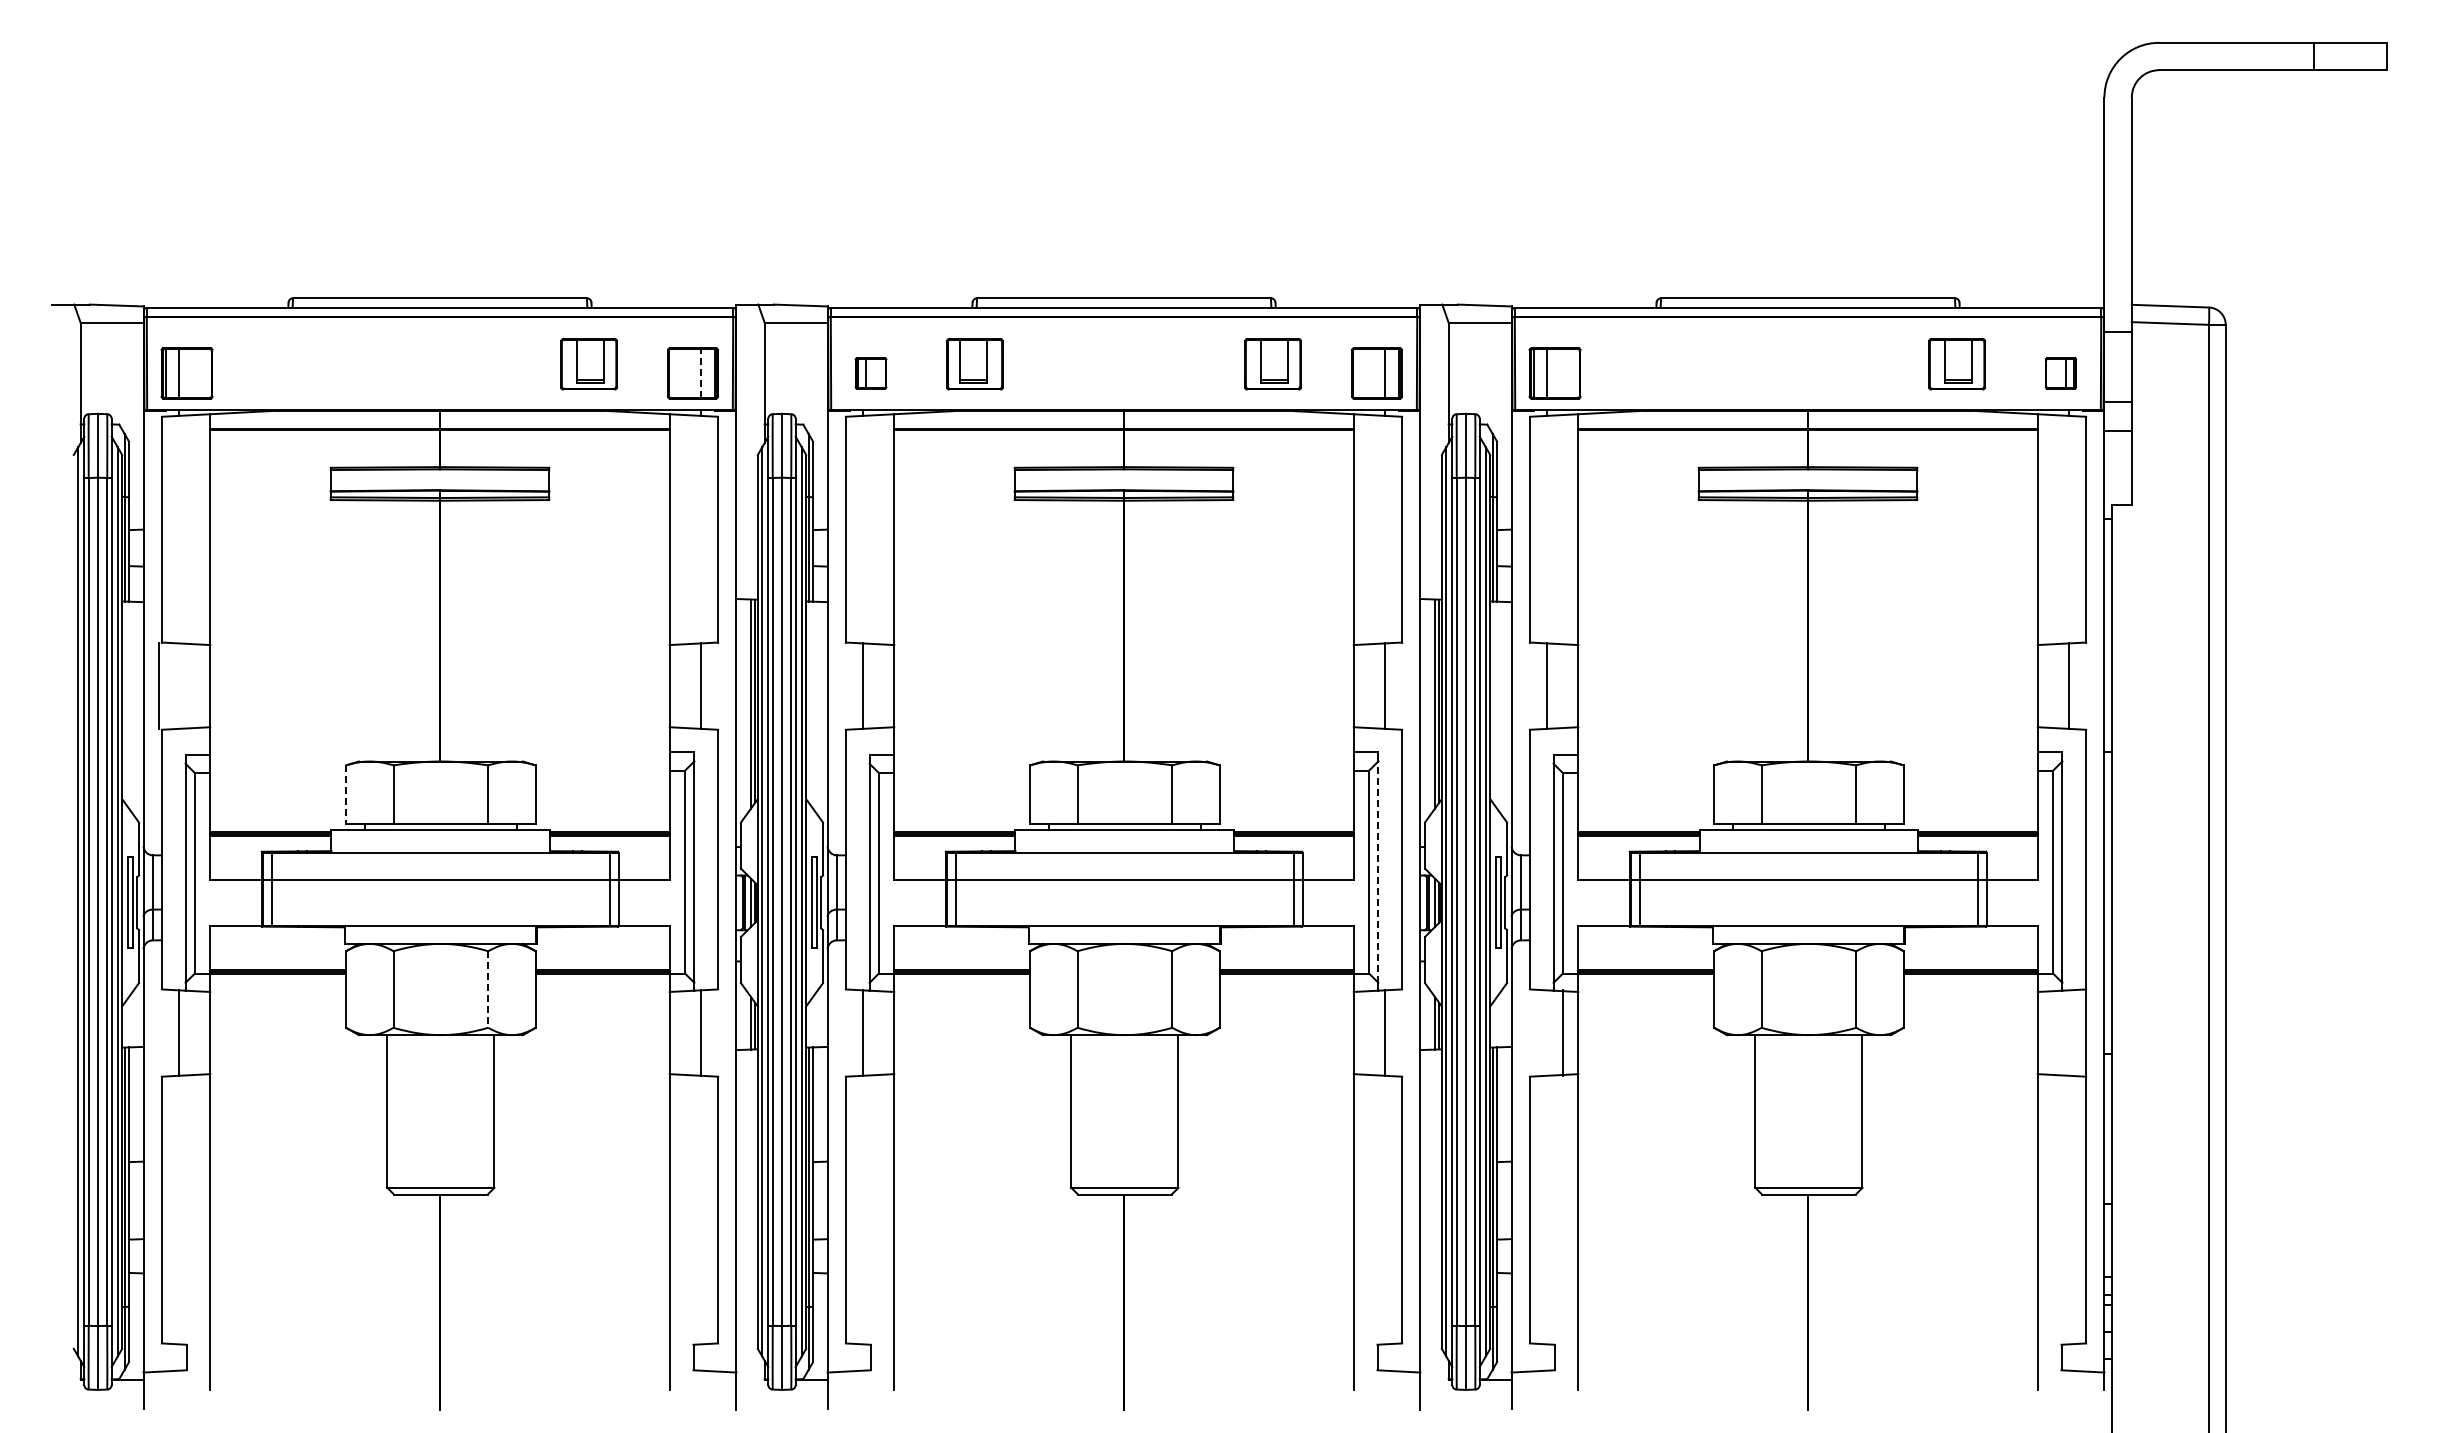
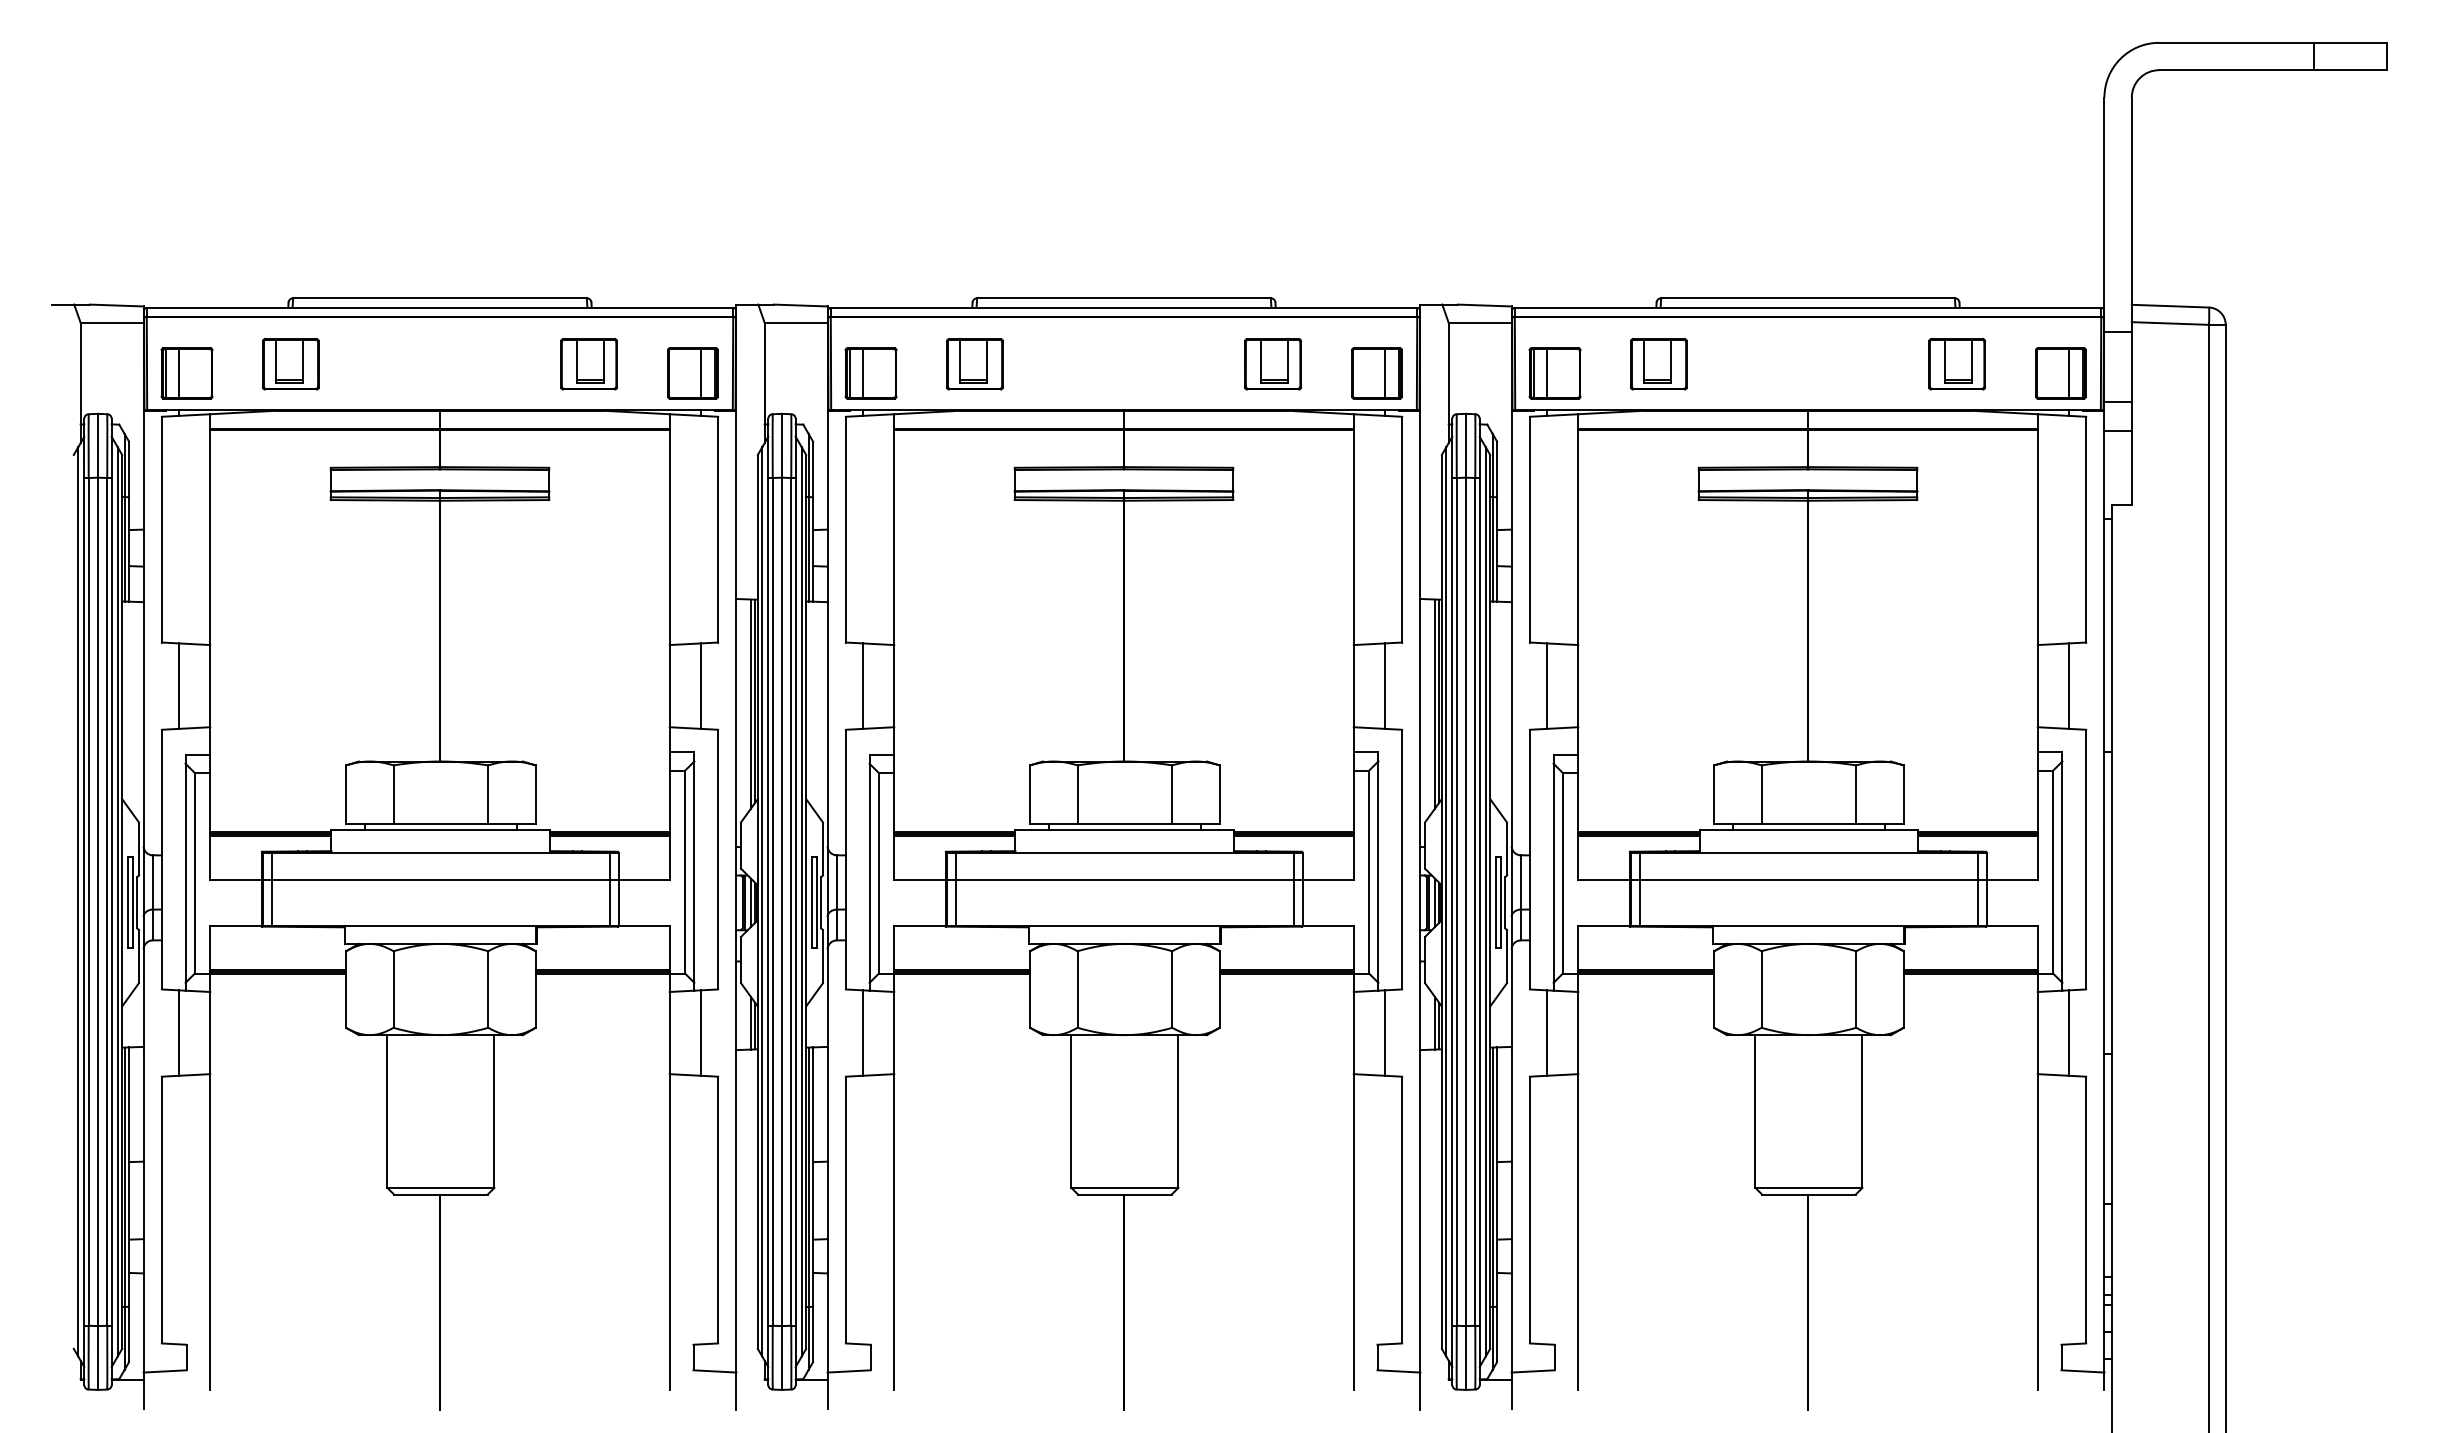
part: none -> present (290, 364)
part: none -> present (1658, 364)
line: dashed -> solid (700, 373)
part size: 34x33 px -> 54x53 px (870, 373)
part size: 32x33 px -> 52x53 px (2060, 373)
line position: (159, 685) -> (179, 685) (179, 685)
line: dashed -> solid (346, 794)
line: dashed -> solid (1378, 872)
line: dashed -> solid (488, 990)
line position: (1563, 1032) -> (1547, 1032) (1547, 1032)
line position: (2085, 1032) -> (2068, 1032) (2068, 1032)
